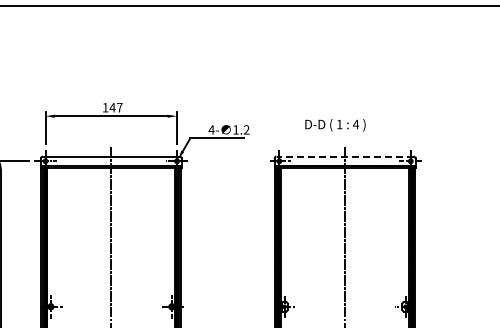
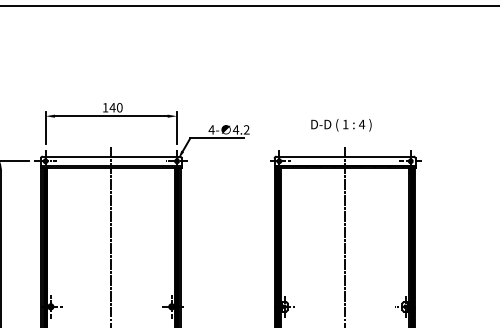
text: 147 -> 140 (119, 107)
text position: (335, 125) -> (341, 125) (341, 125)
text: 1.2 -> 4.2 (235, 129)
line: dashed -> solid (345, 156)
